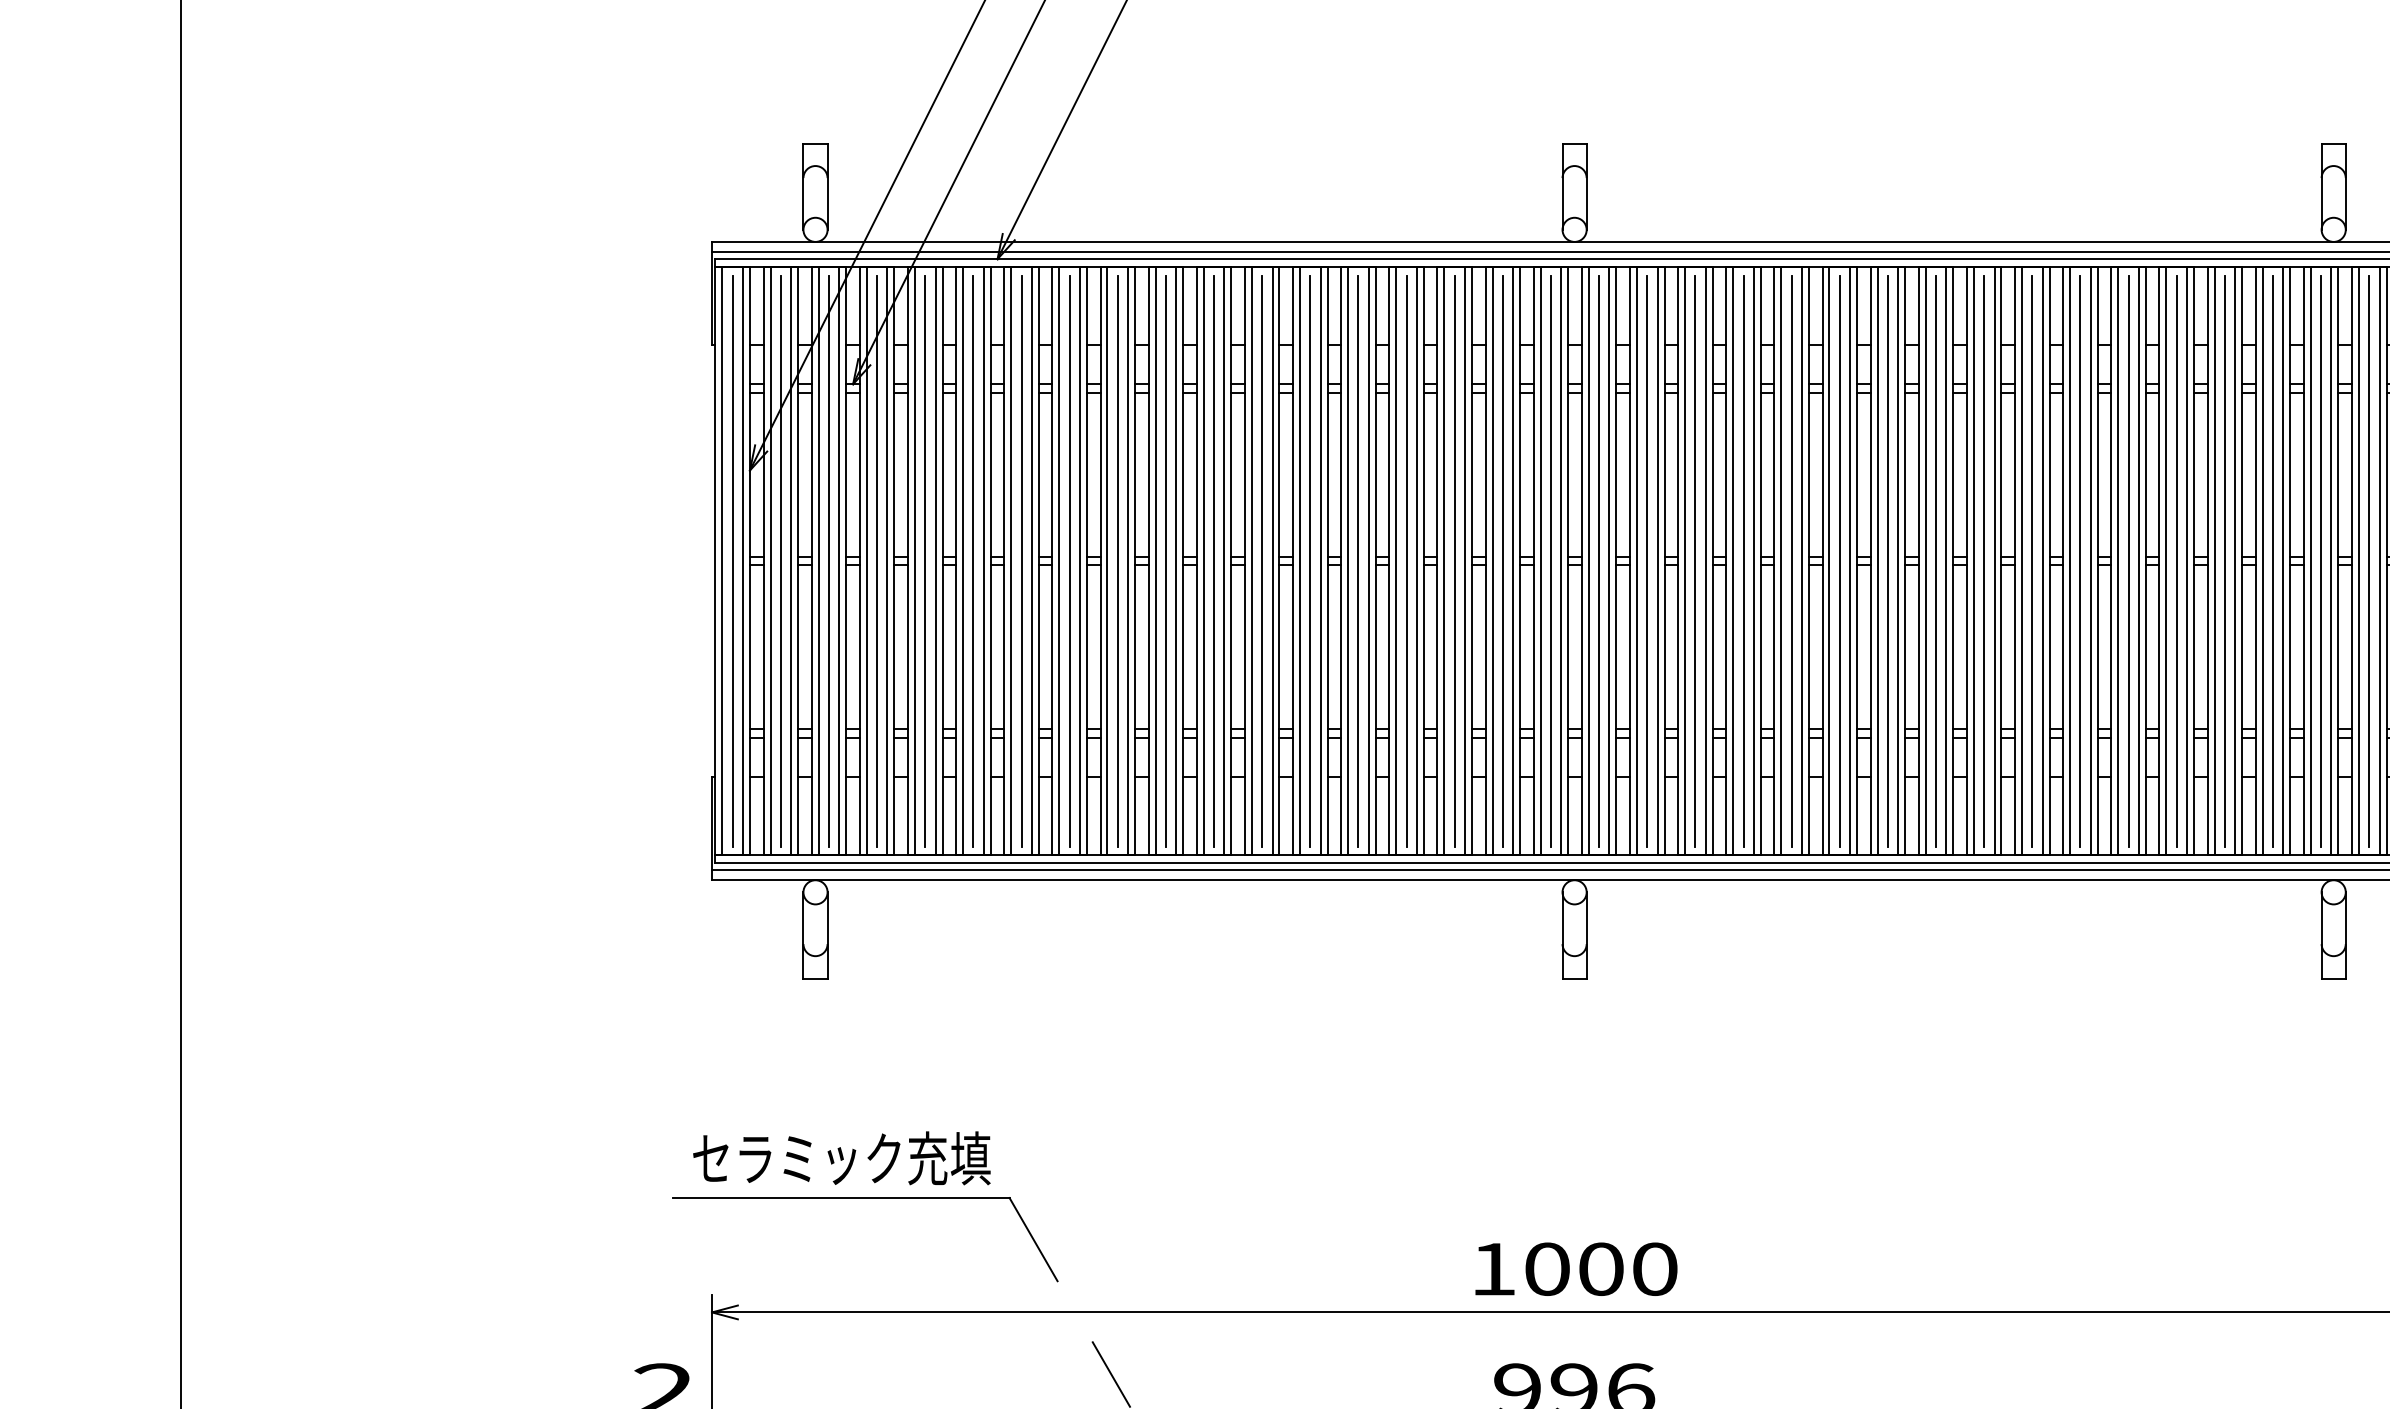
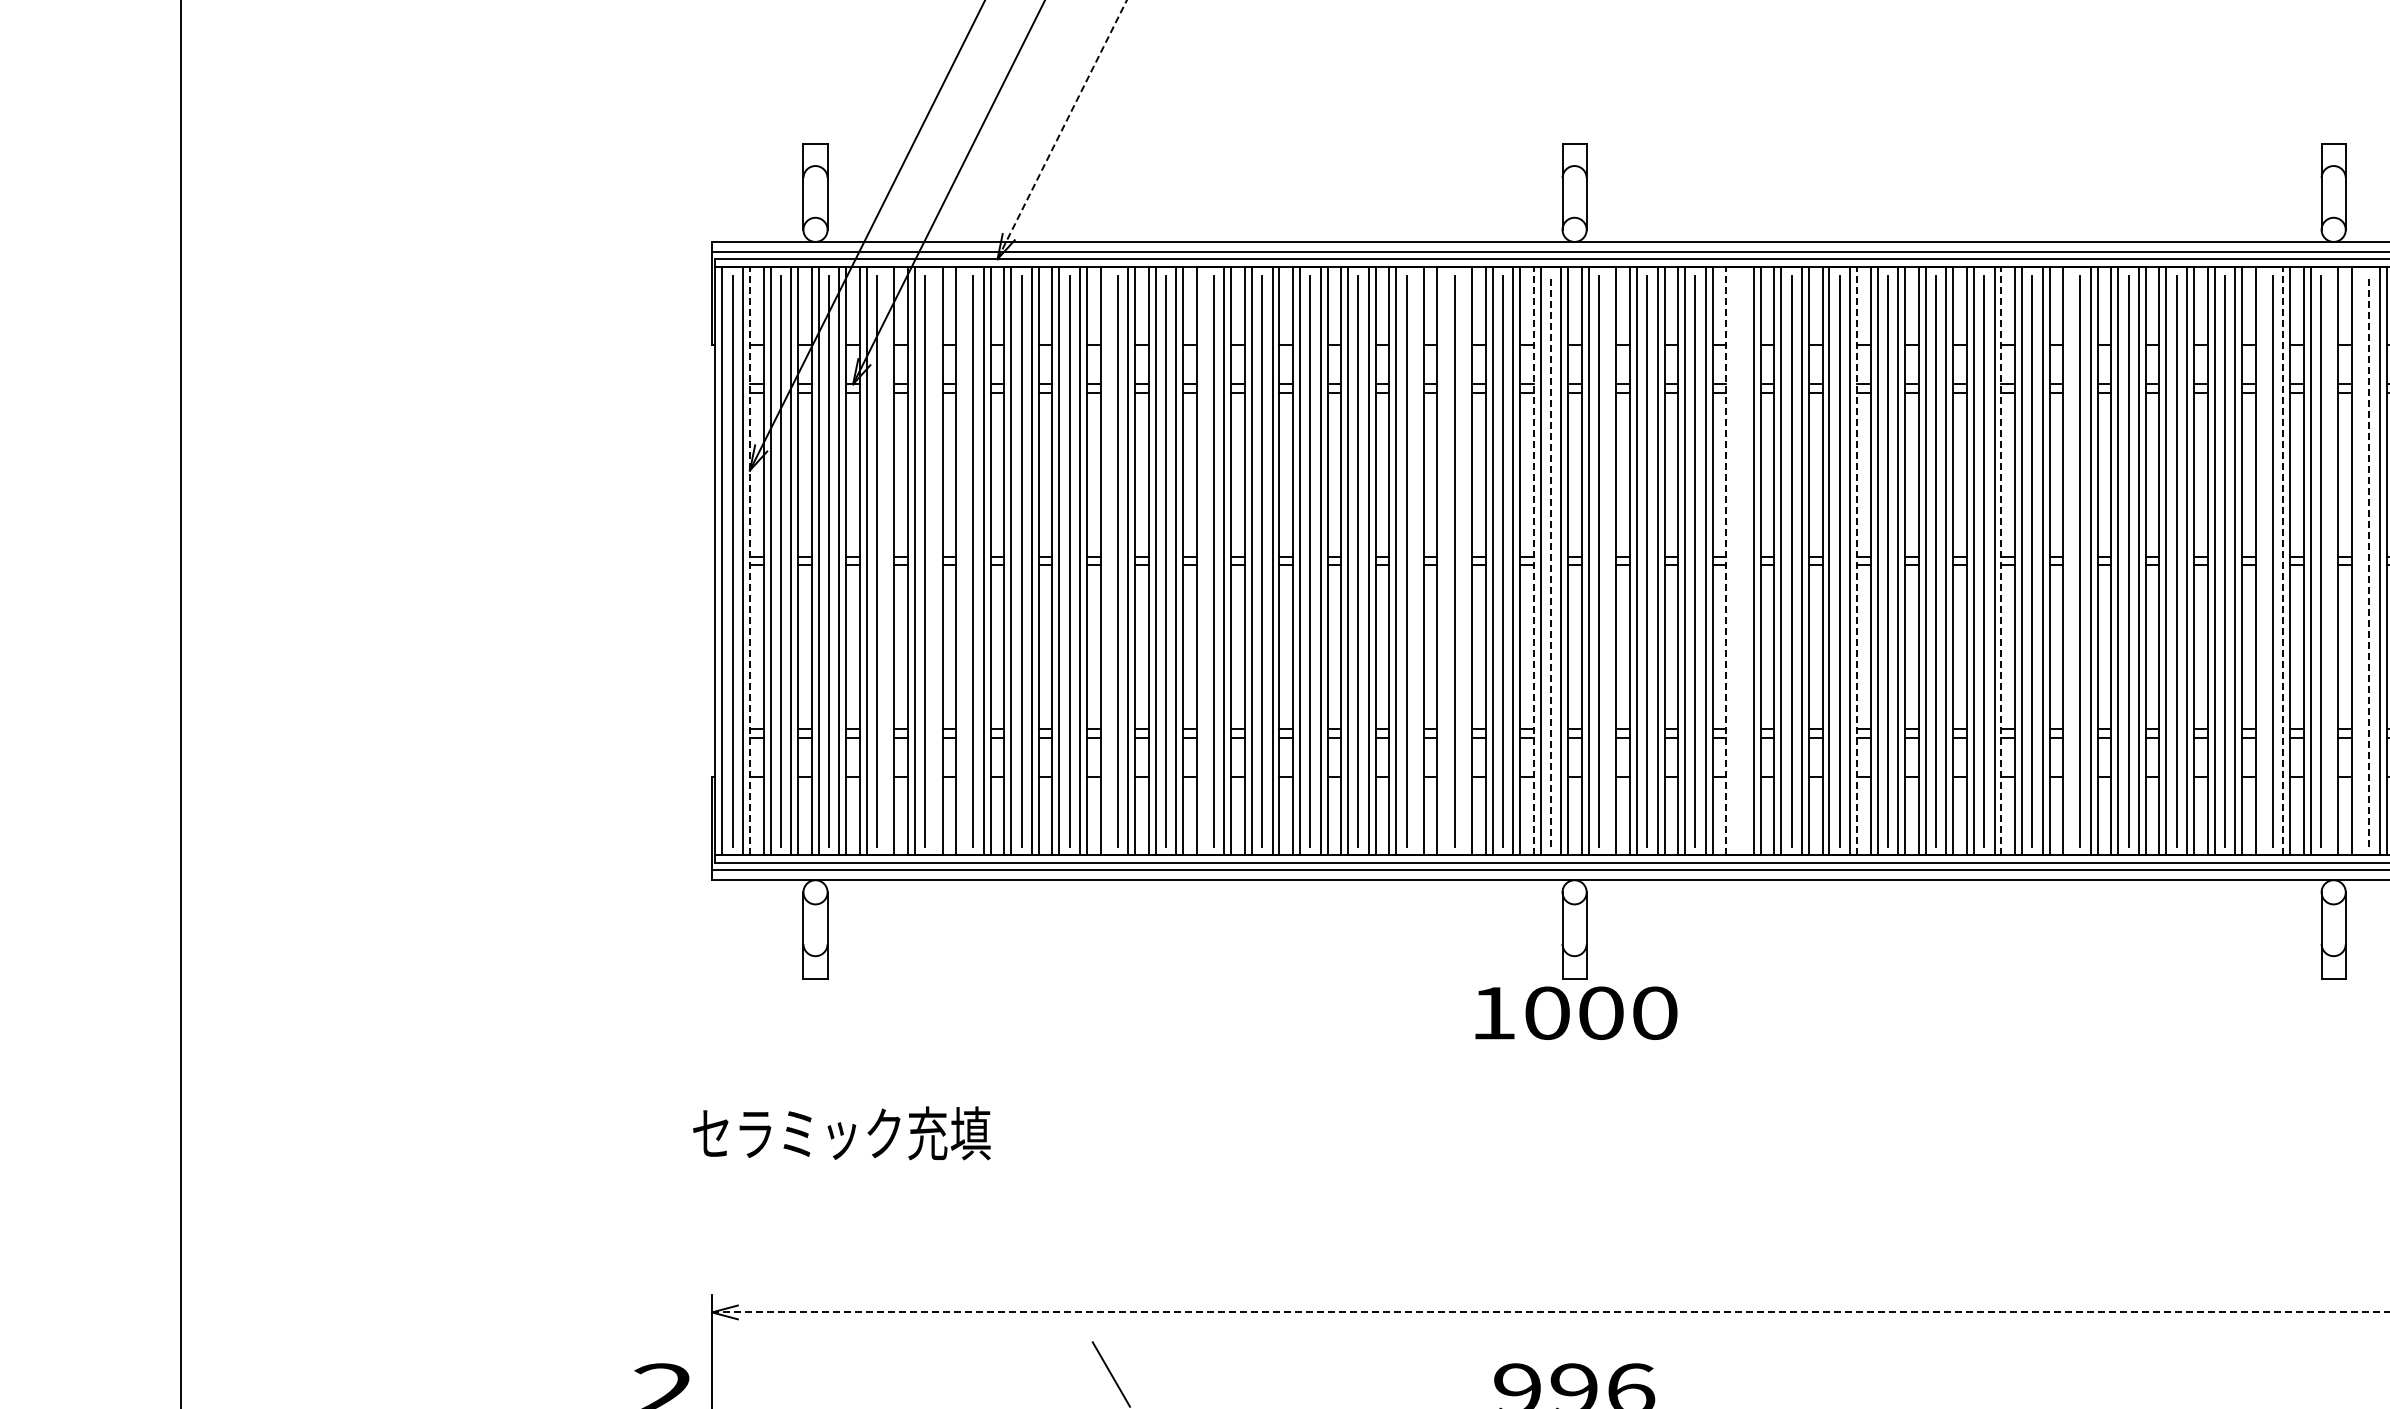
line: solid -> dashed (1062, 129)
line: solid -> dashed (749, 560)
line: present -> none (887, 560)
line: present -> none (935, 560)
line: present -> none (963, 560)
line: present -> none (1107, 560)
line: present -> none (1203, 560)
line: present -> none (1416, 560)
line: present -> none (1444, 560)
line: present -> none (1465, 560)
line: solid -> dashed (1533, 560)
line: present -> none (1609, 560)
line: solid -> dashed (1726, 560)
line: present -> none (1733, 560)
line: present -> none (1743, 560)
line: solid -> dashed (1857, 560)
line: solid -> dashed (2001, 560)
line: present -> none (2070, 560)
line: present -> none (2262, 560)
line: solid -> dashed (2283, 560)
line: present -> none (2331, 560)
line: present -> none (2358, 560)
line: solid -> dashed (1550, 561)
line: solid -> dashed (2369, 561)
text position: (841, 1158) -> (841, 1133) (841, 1133)
part: present -> none (865, 1198)
text position: (1576, 1268) -> (1576, 1012) (1576, 1012)
line: solid -> dashed (1550, 1312)
